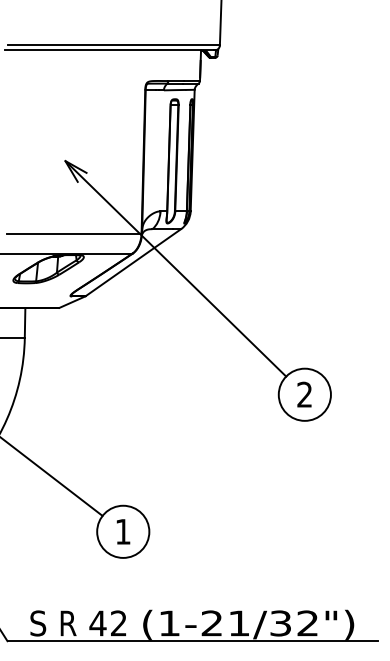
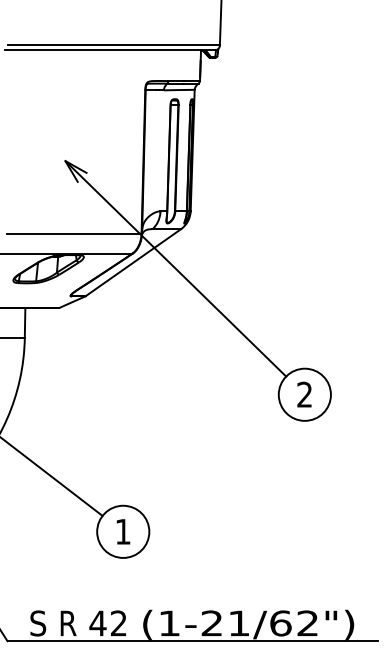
text: (1-21/32") -> (1-21/62") (280, 623)
